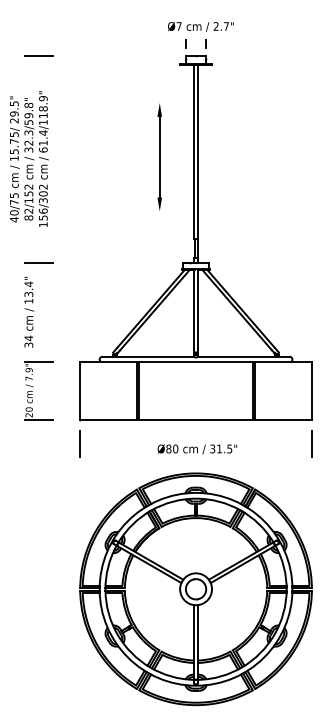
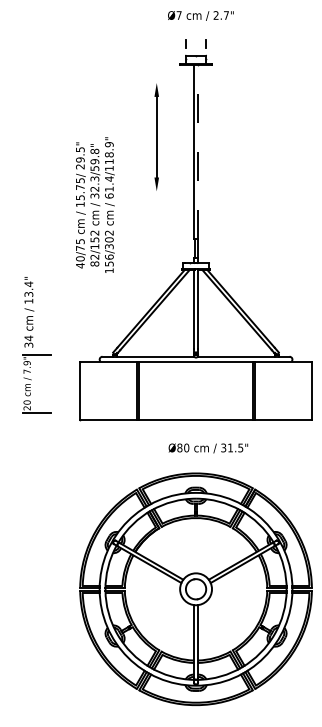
text position: (200, 26) -> (200, 15) (200, 15)
line: present -> none (38, 55)
line: solid -> dashed (198, 151)
part position: (159, 156) -> (156, 136) (156, 136)
text position: (29, 158) -> (95, 204) (95, 204)
line: present -> none (38, 262)
part position: (38, 390) -> (36, 383) (36, 383)
line: present -> none (80, 443)
line: present -> none (312, 443)
text position: (197, 449) -> (208, 448) (208, 448)
